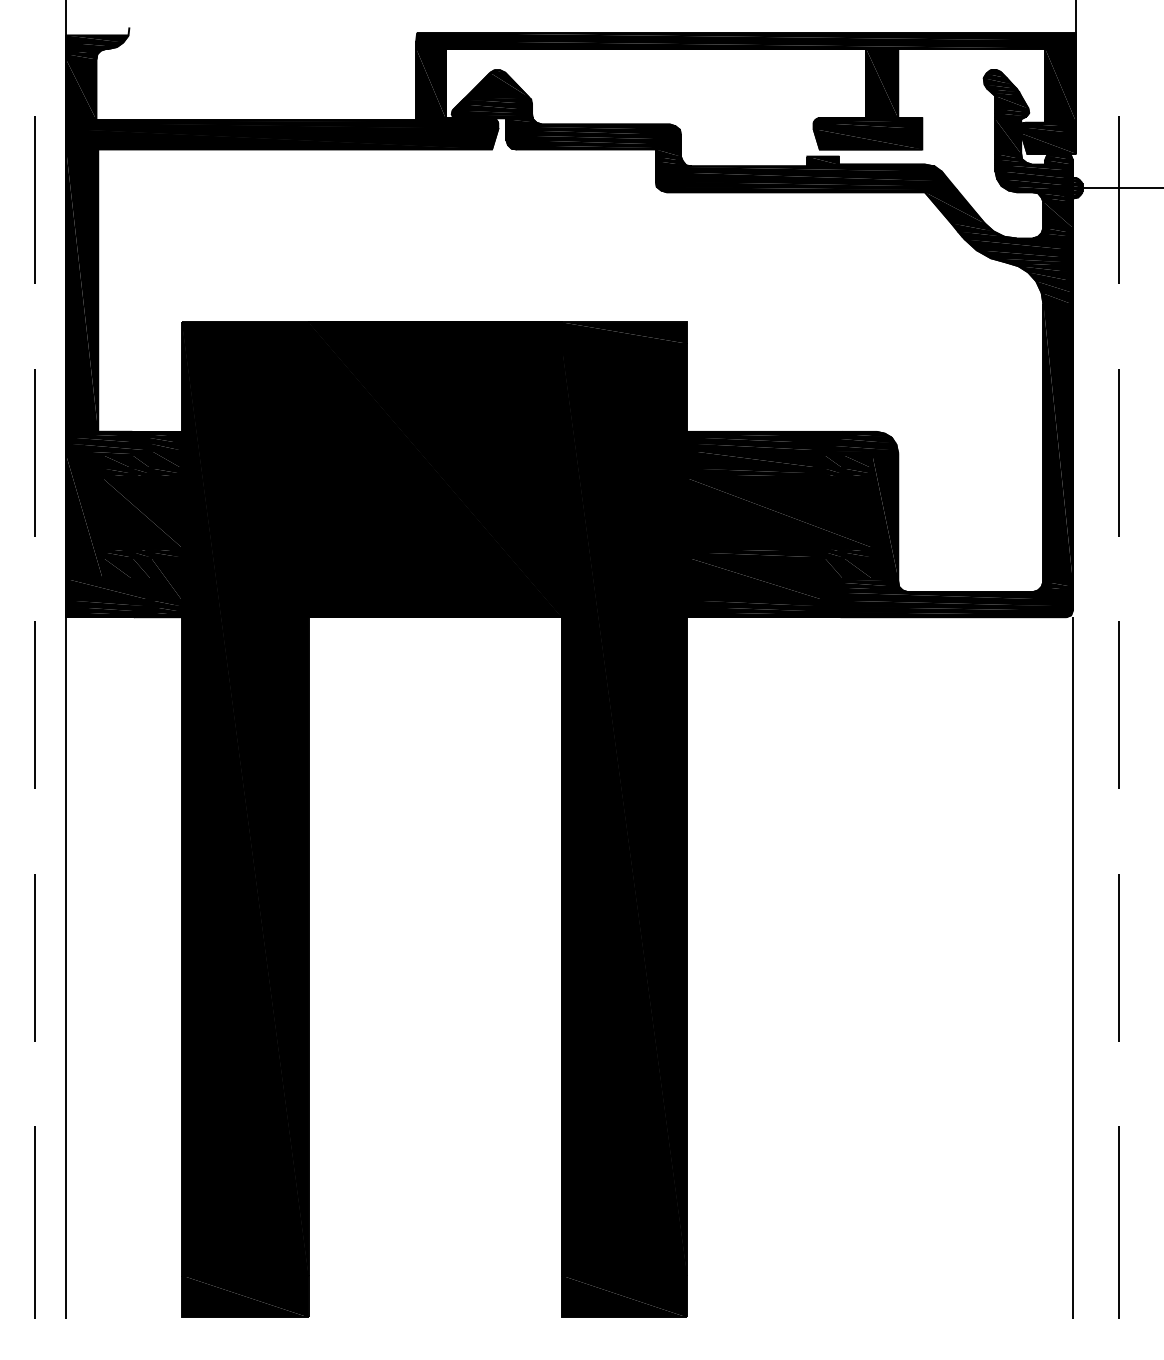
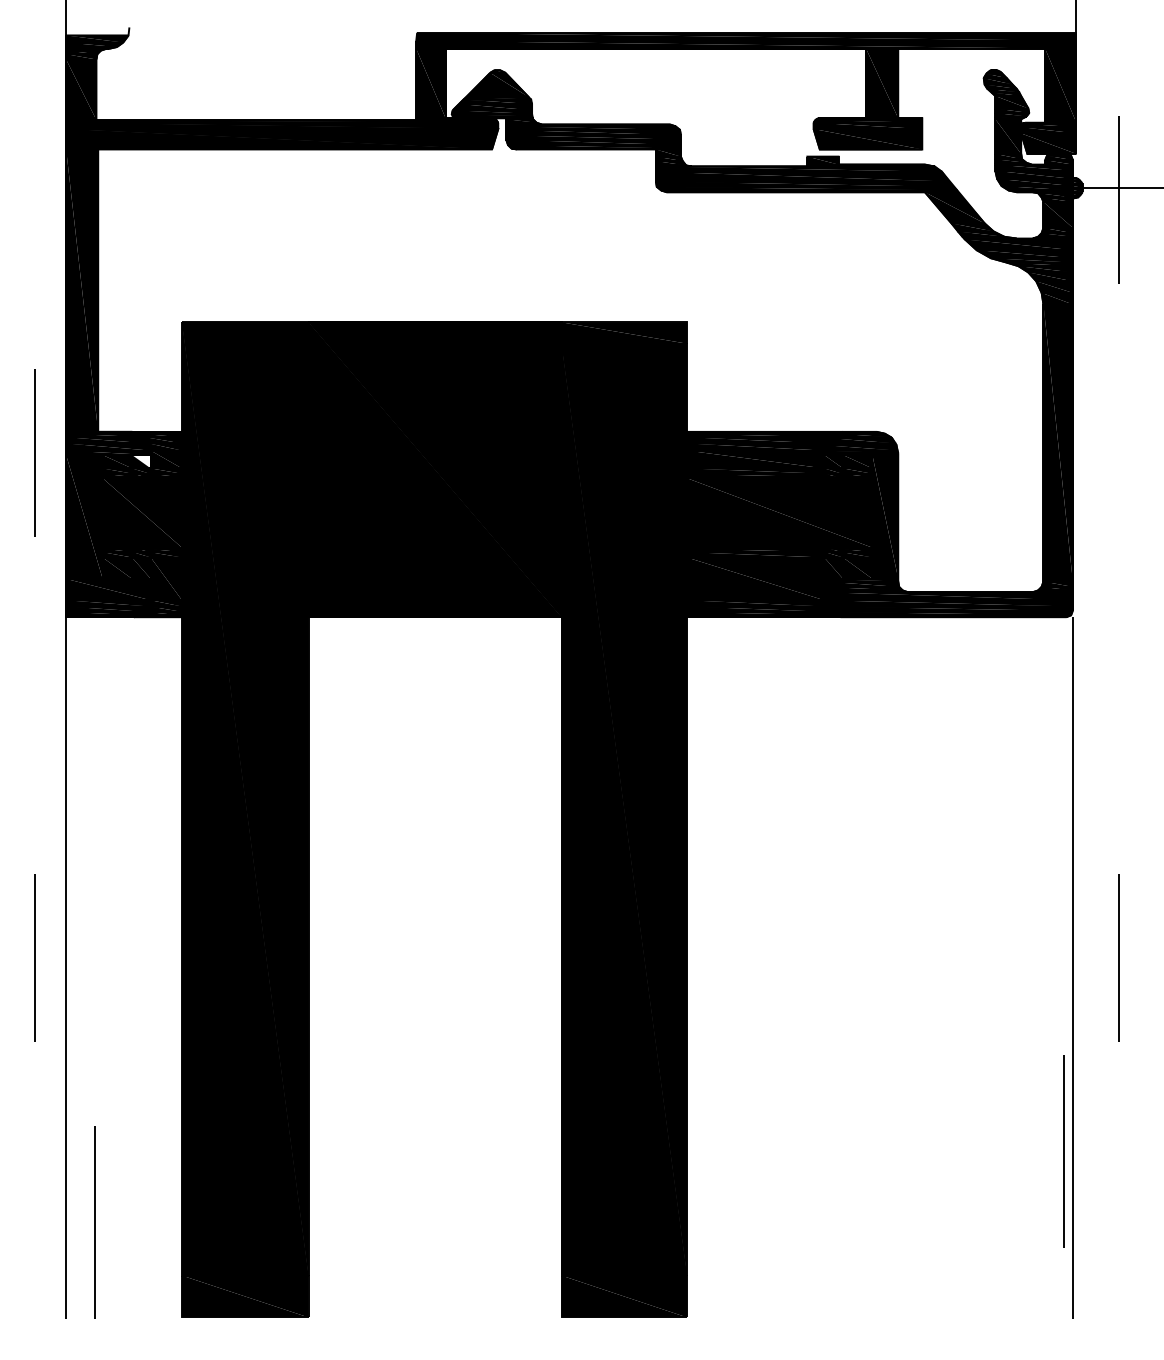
line: present -> none (34, 199)
line: present -> none (1118, 452)
fill: present -> none (141, 461)
line: present -> none (34, 704)
line: present -> none (1118, 704)
line position: (34, 1222) -> (94, 1222) (94, 1222)
line position: (1118, 1222) -> (1063, 1151) (1063, 1151)
